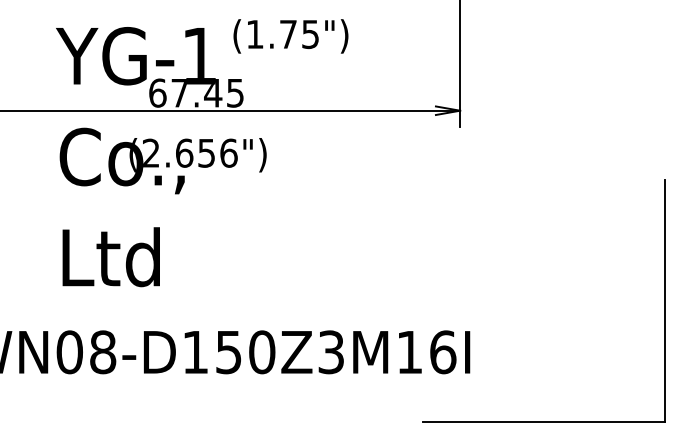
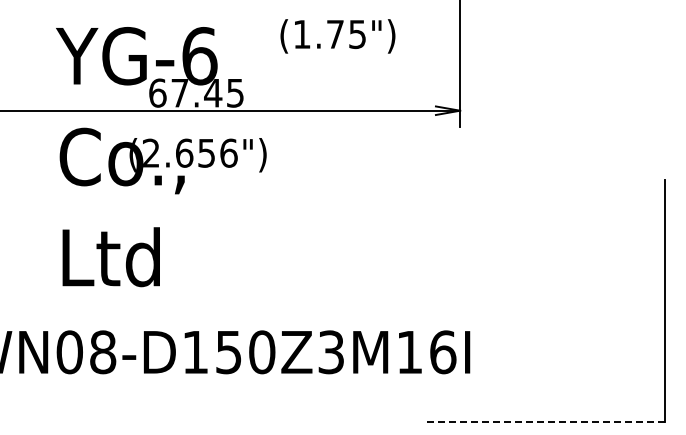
text position: (290, 36) -> (337, 36) (337, 36)
text: YG-1 -> YG-6 (199, 56)
line: solid -> dashed (543, 421)
